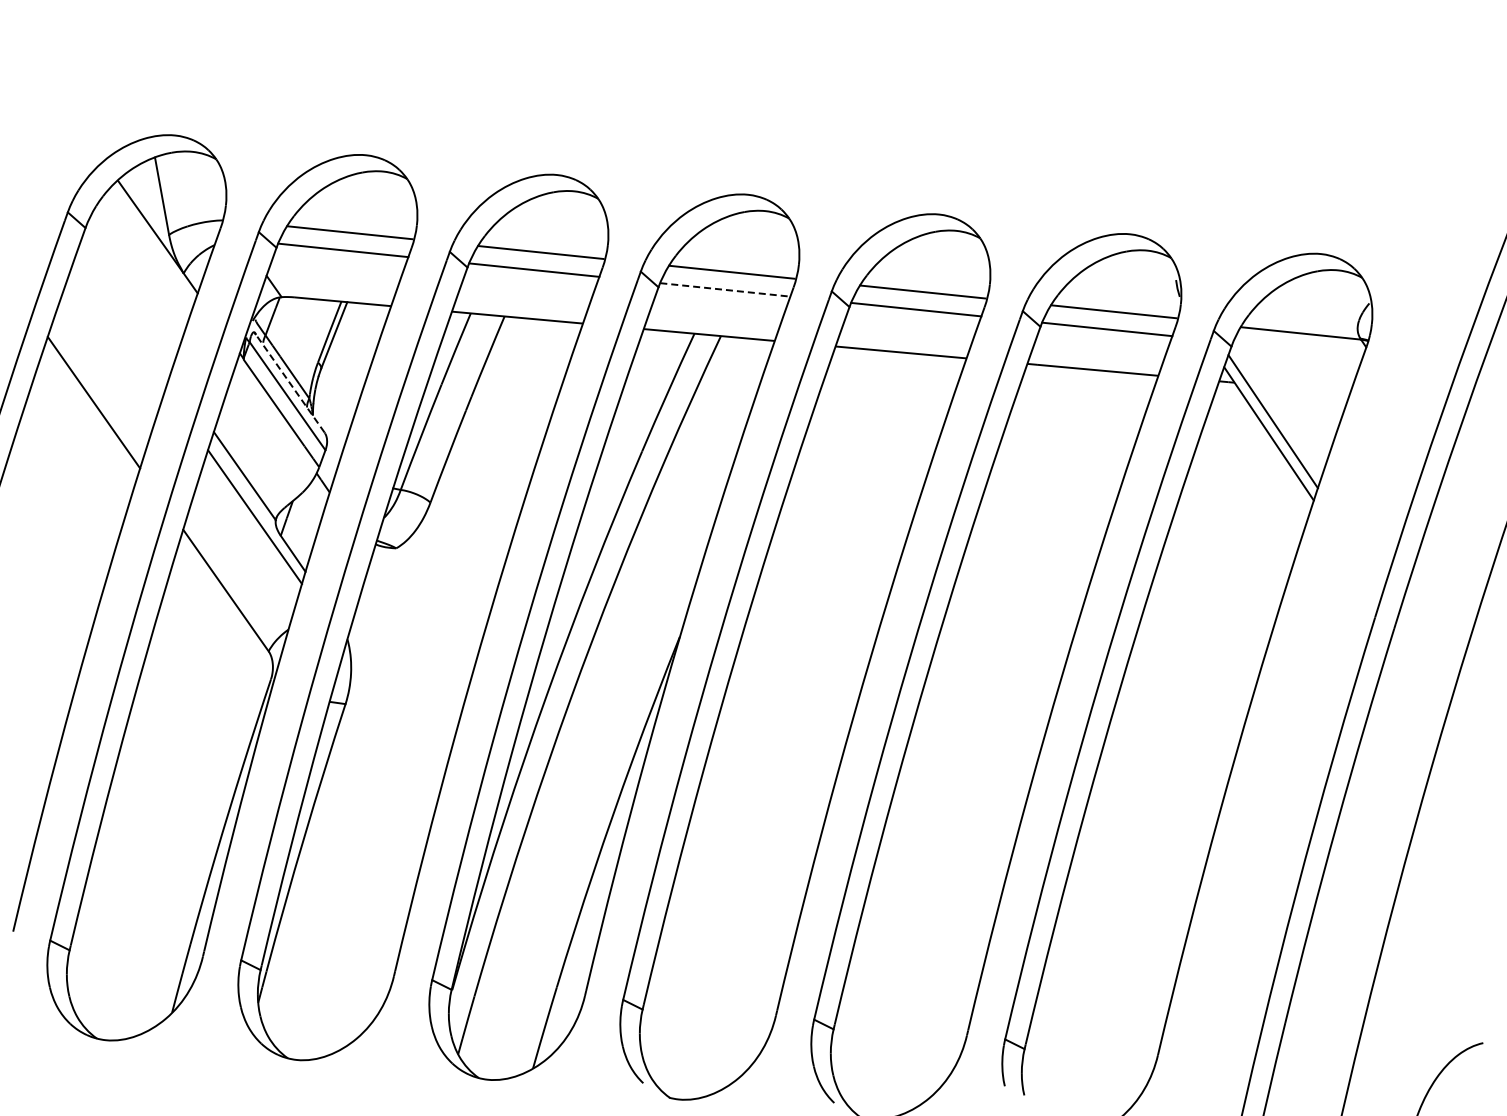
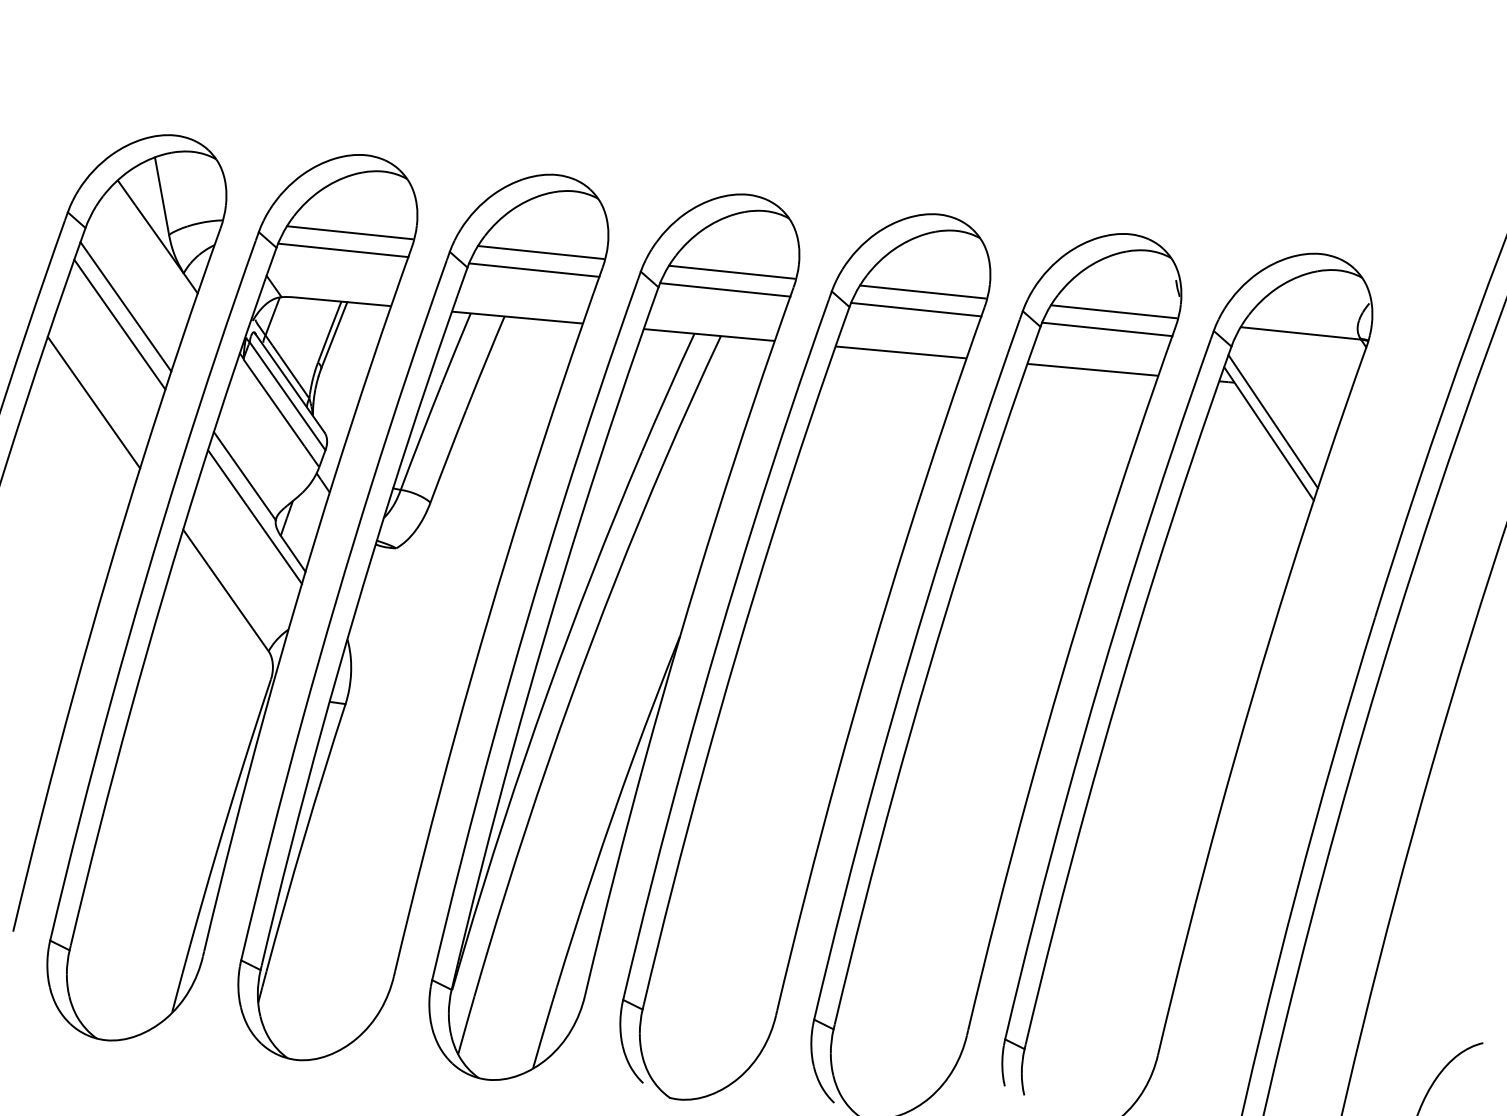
line: dashed -> solid (725, 289)
line: none -> present (125, 306)
line: none -> present (119, 324)
line: dashed -> solid (290, 383)
